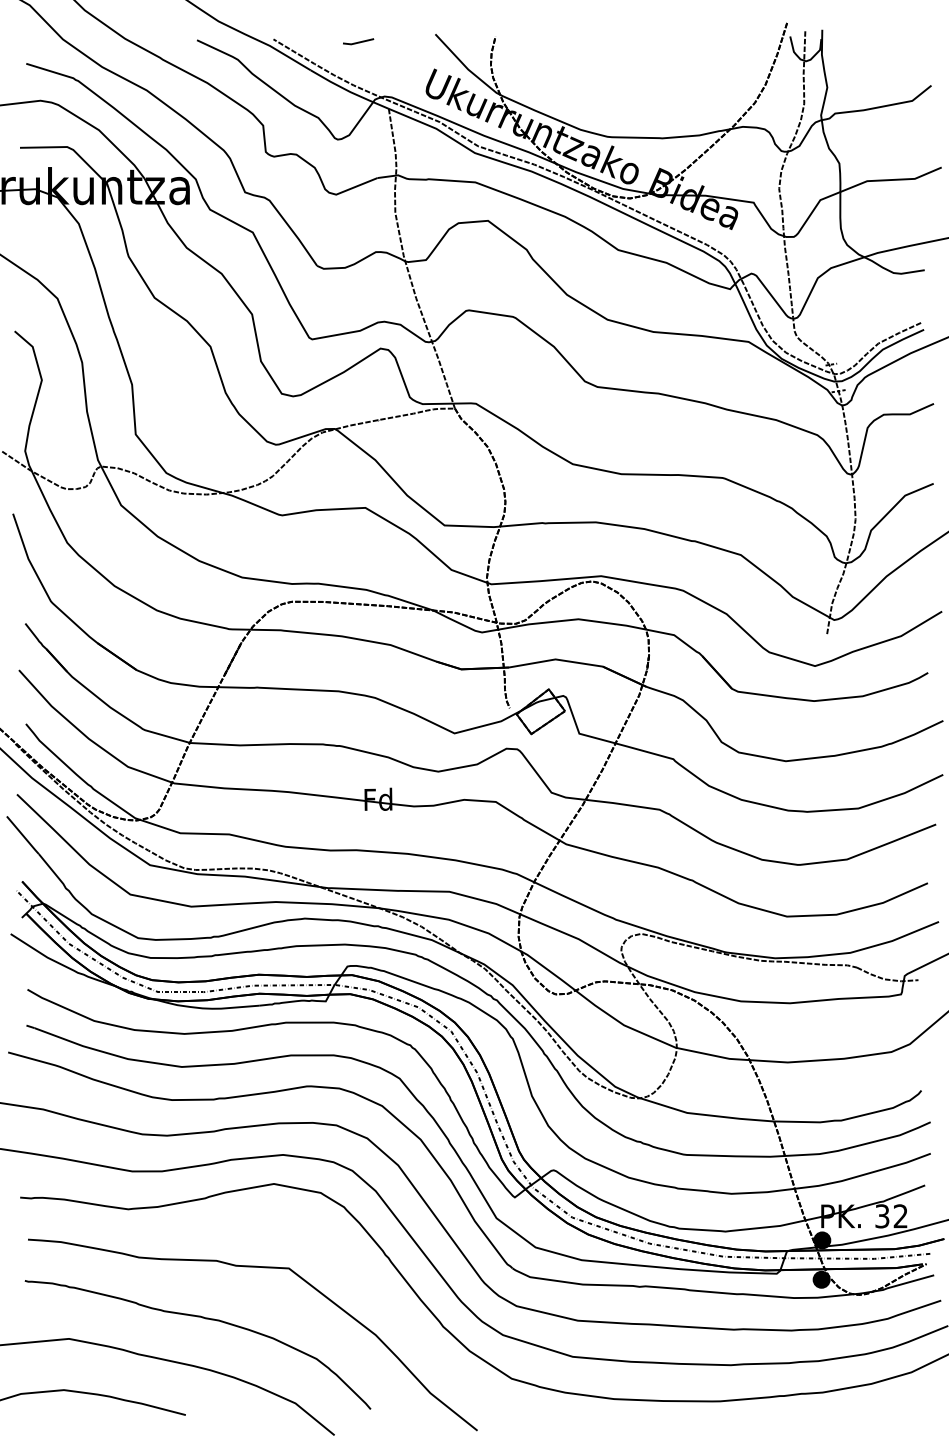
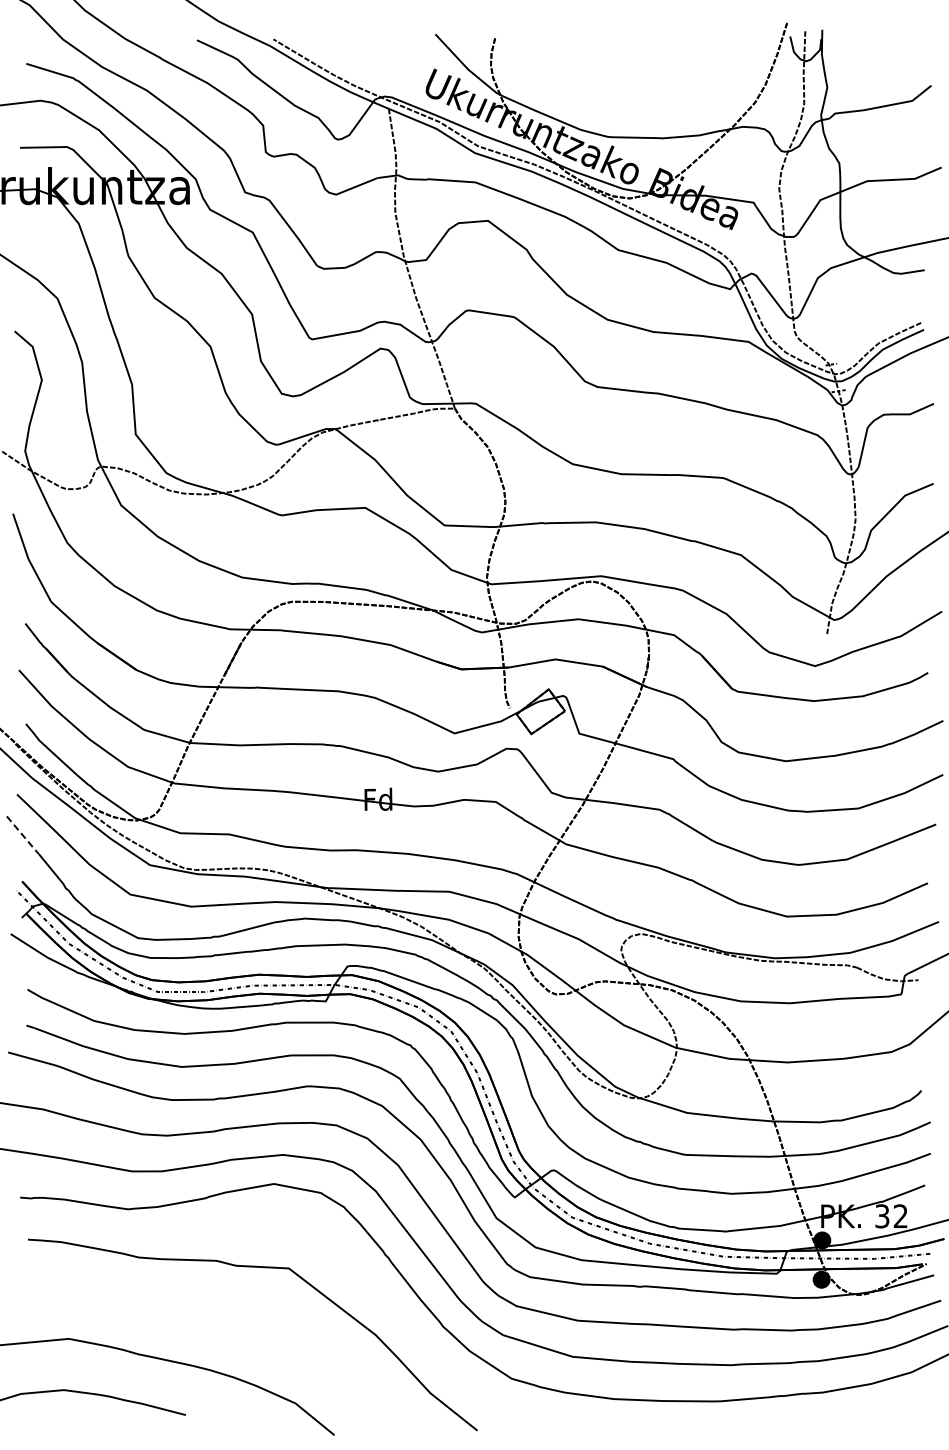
line: present -> none (358, 41)
line: solid -> dashed (23, 835)
curve: present -> none (205, 1319)
